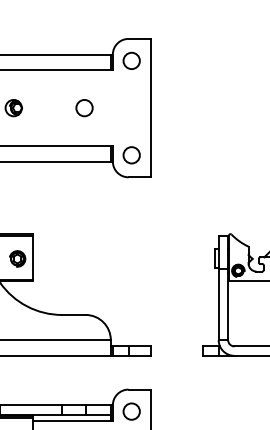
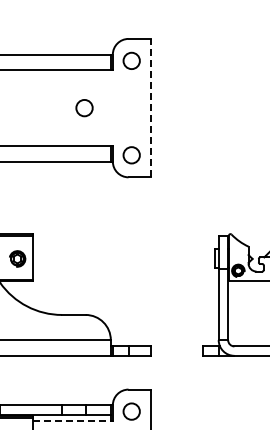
line: solid -> dashed (150, 107)
part: present -> none (13, 108)
line: solid -> dashed (72, 421)
